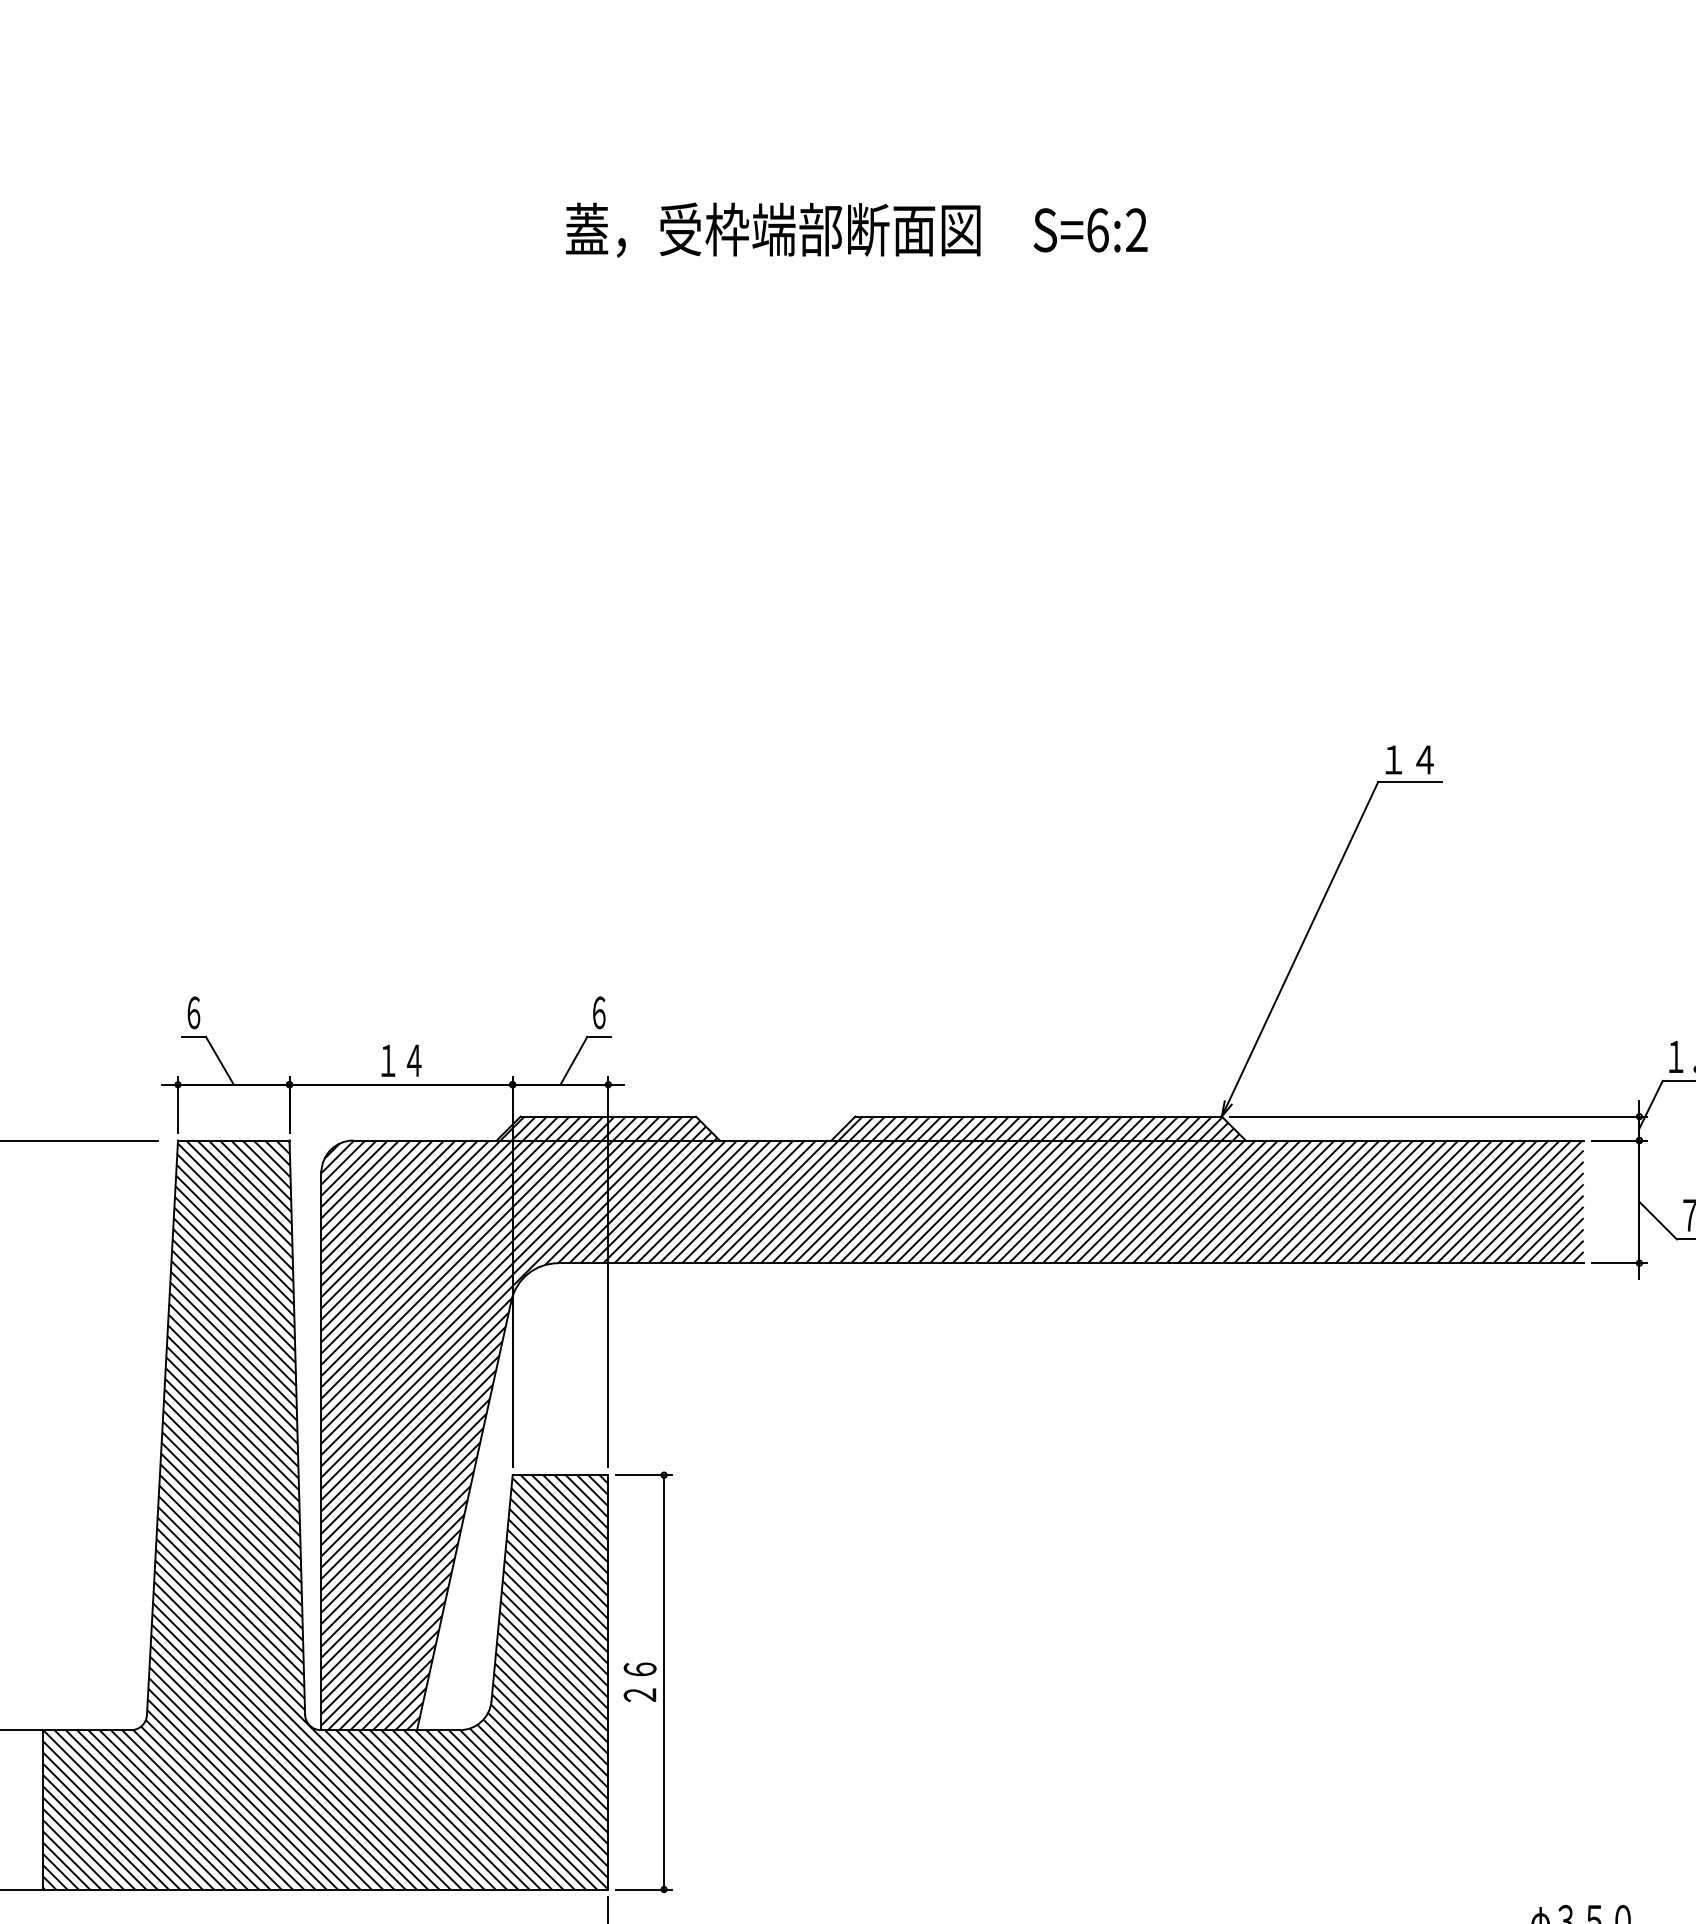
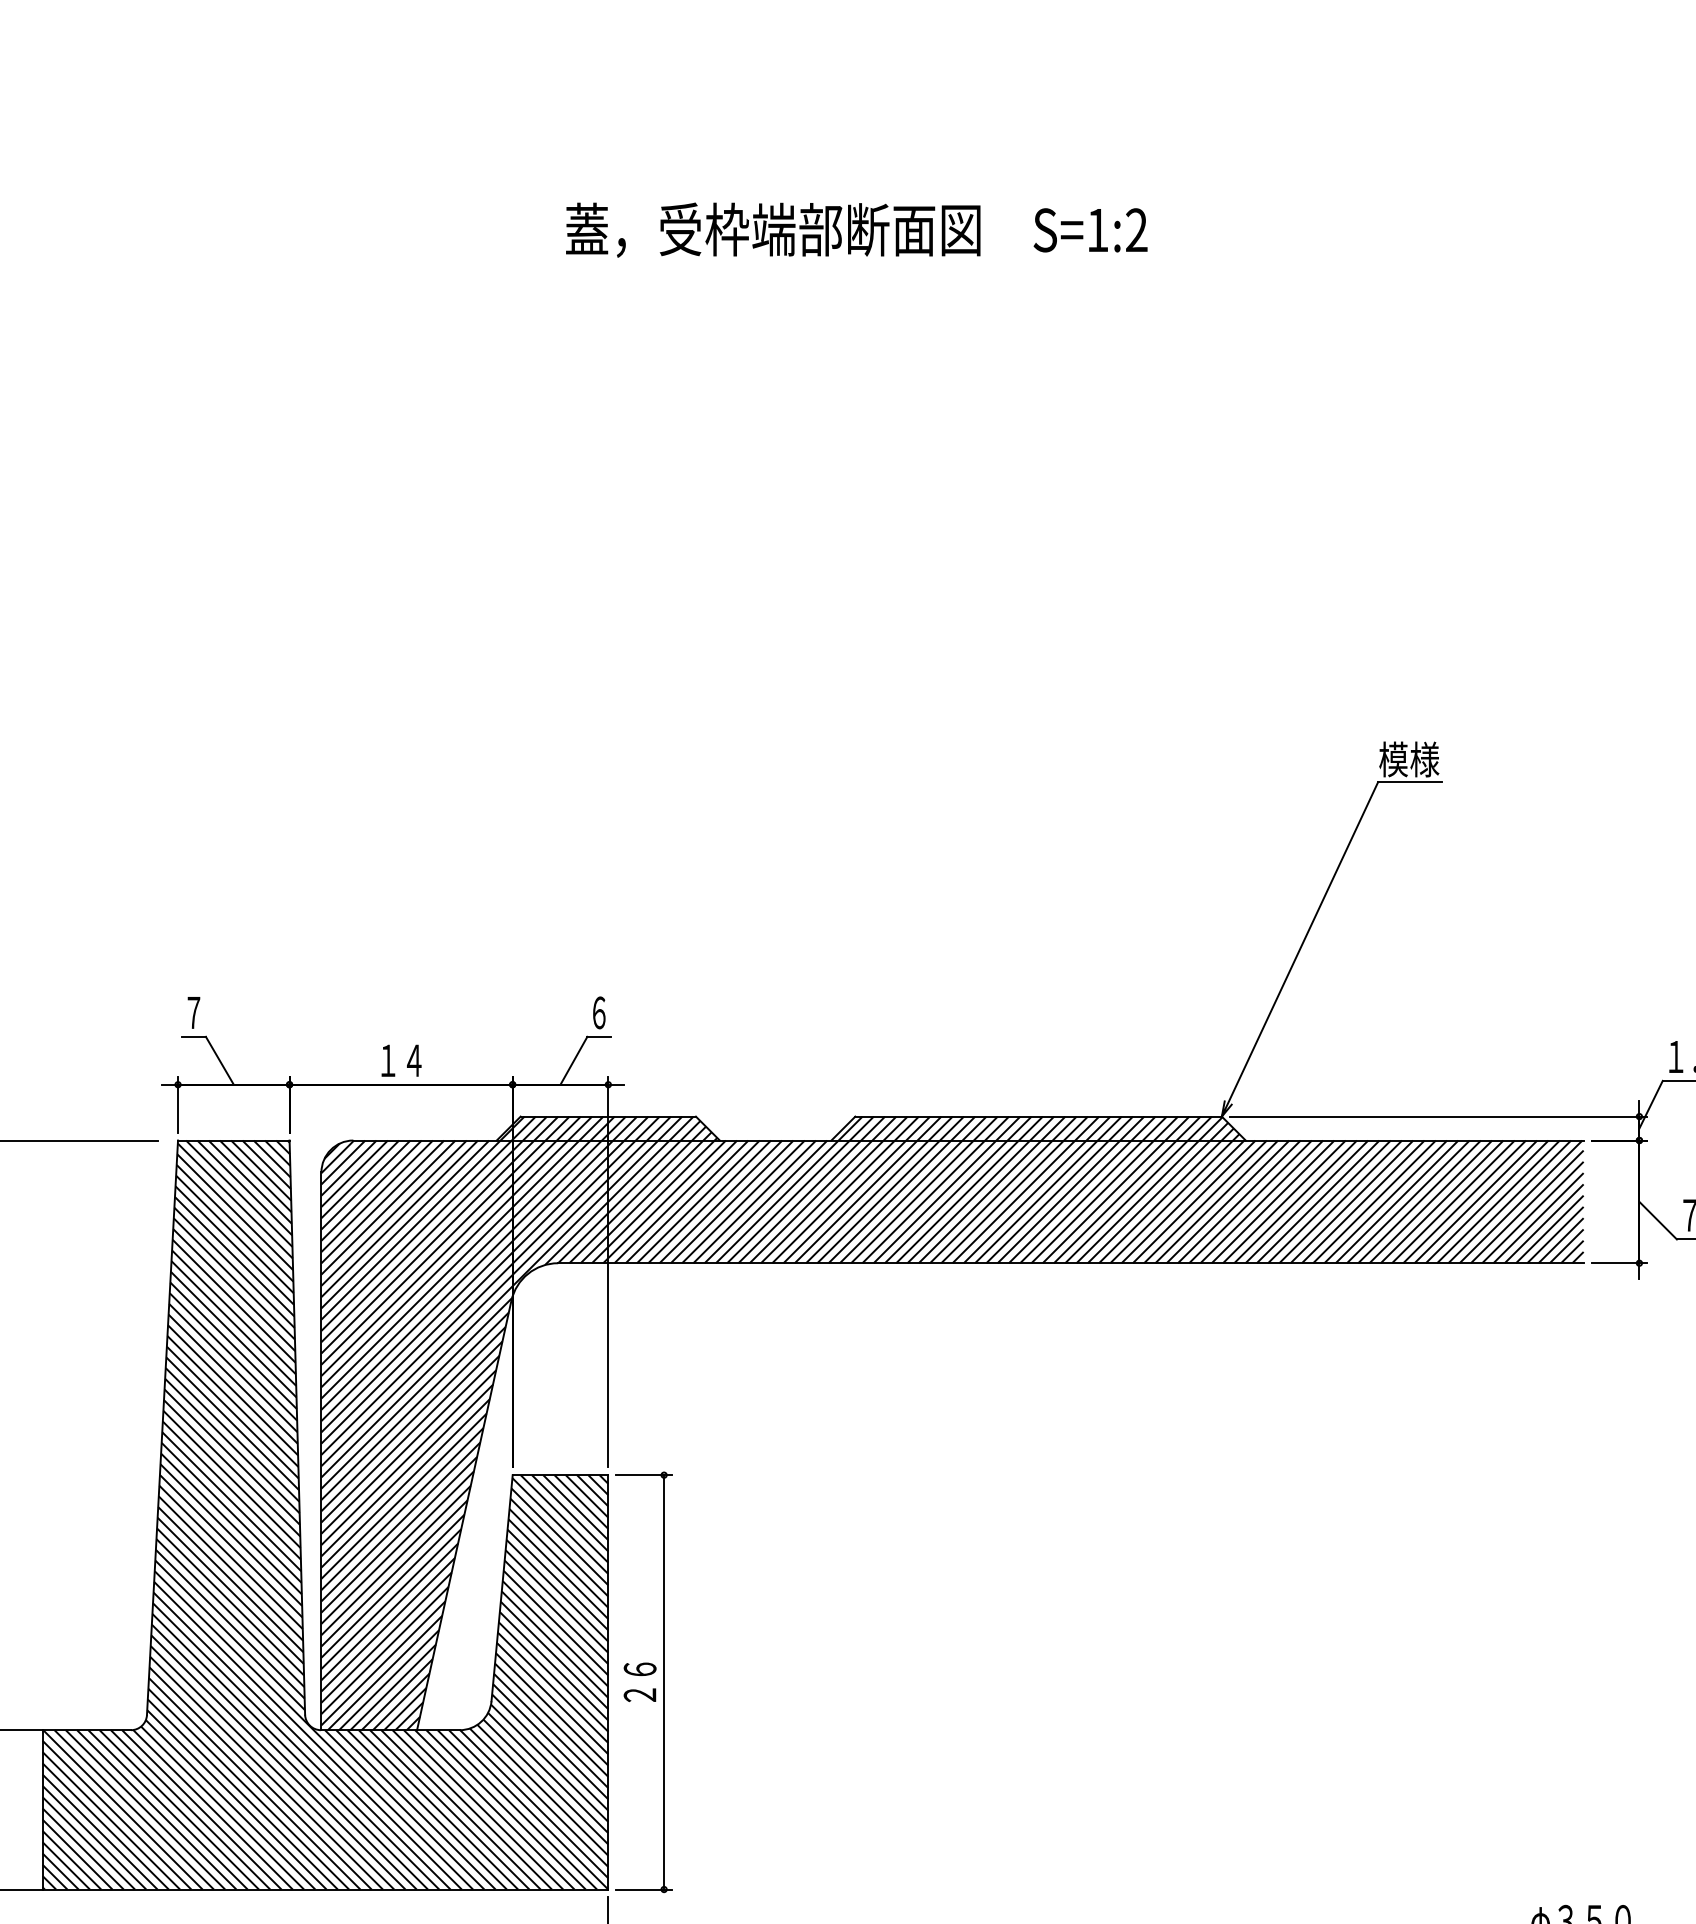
text: S=6:2 -> S=1:2 (1097, 230)
text: １４ -> 模様 (1409, 759)
text: ６ -> ７ (193, 1012)
